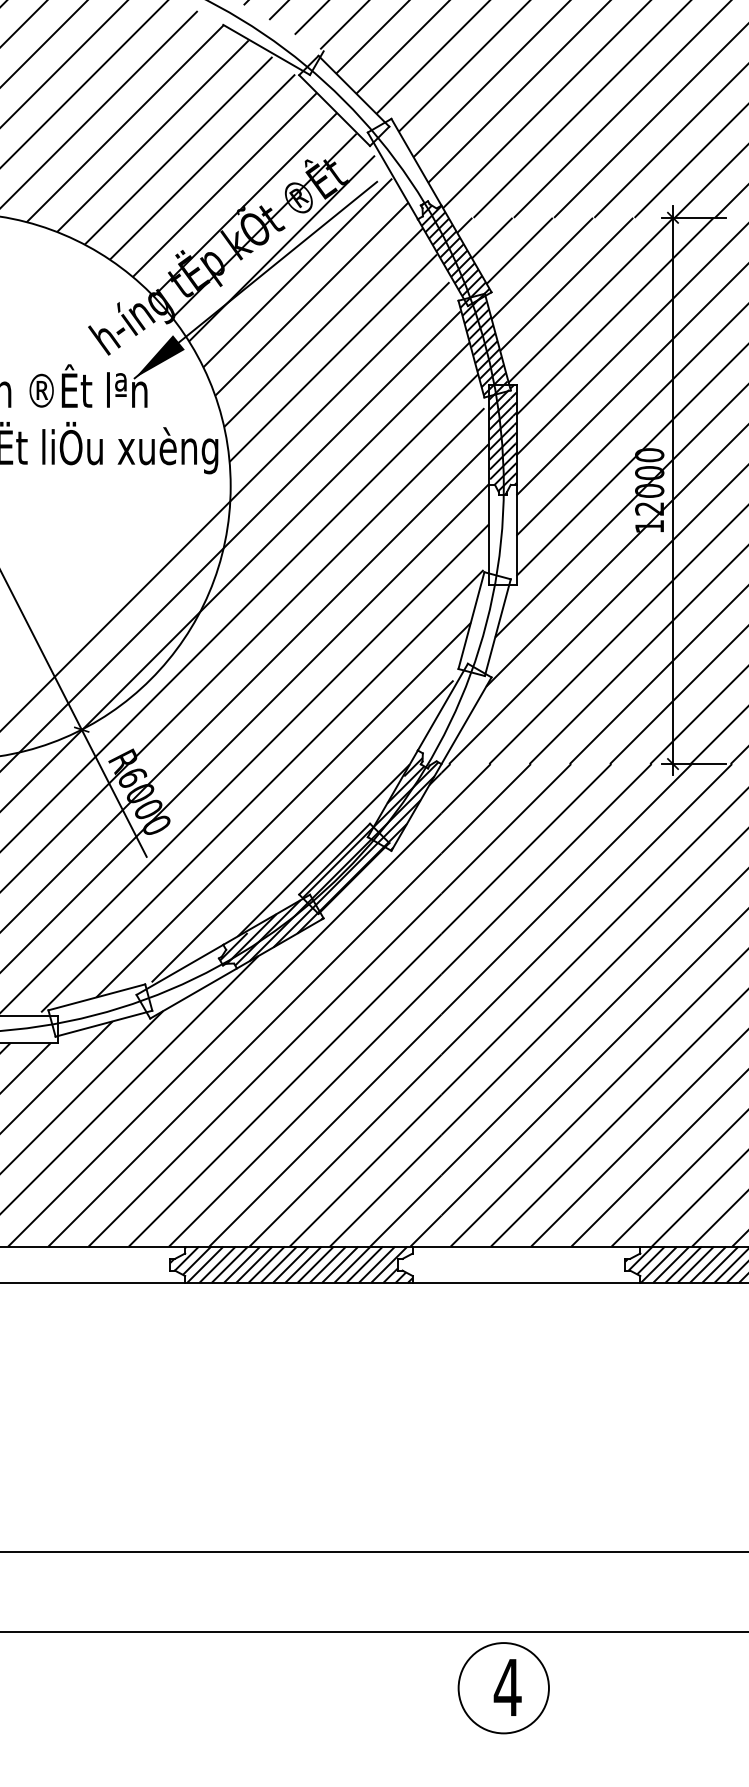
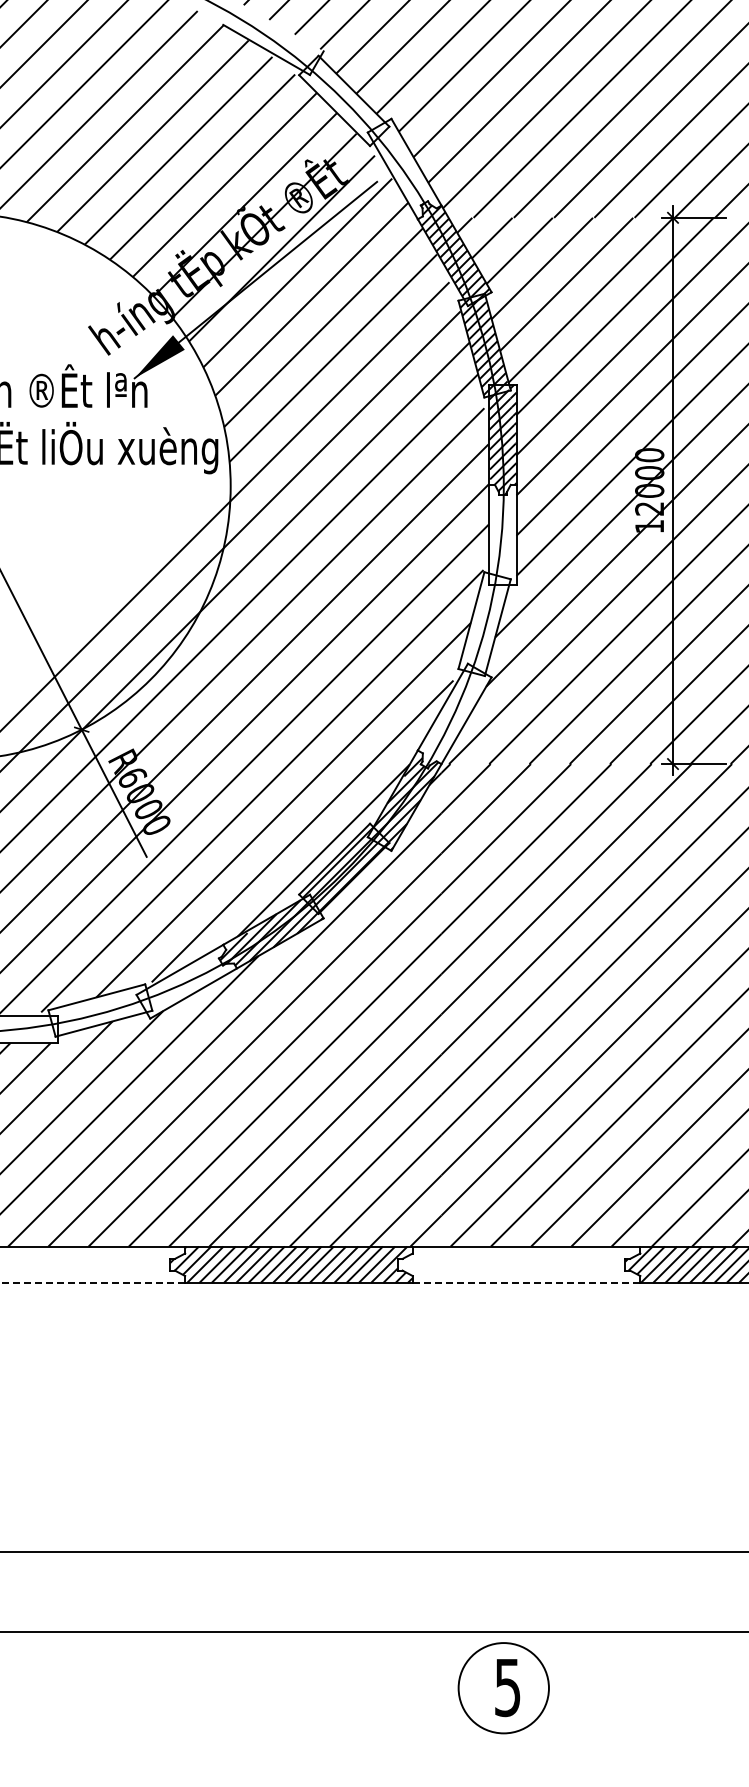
line: solid -> dashed (93, 1282)
line: solid -> dashed (526, 1282)
text: 4 -> 5 (507, 1688)
